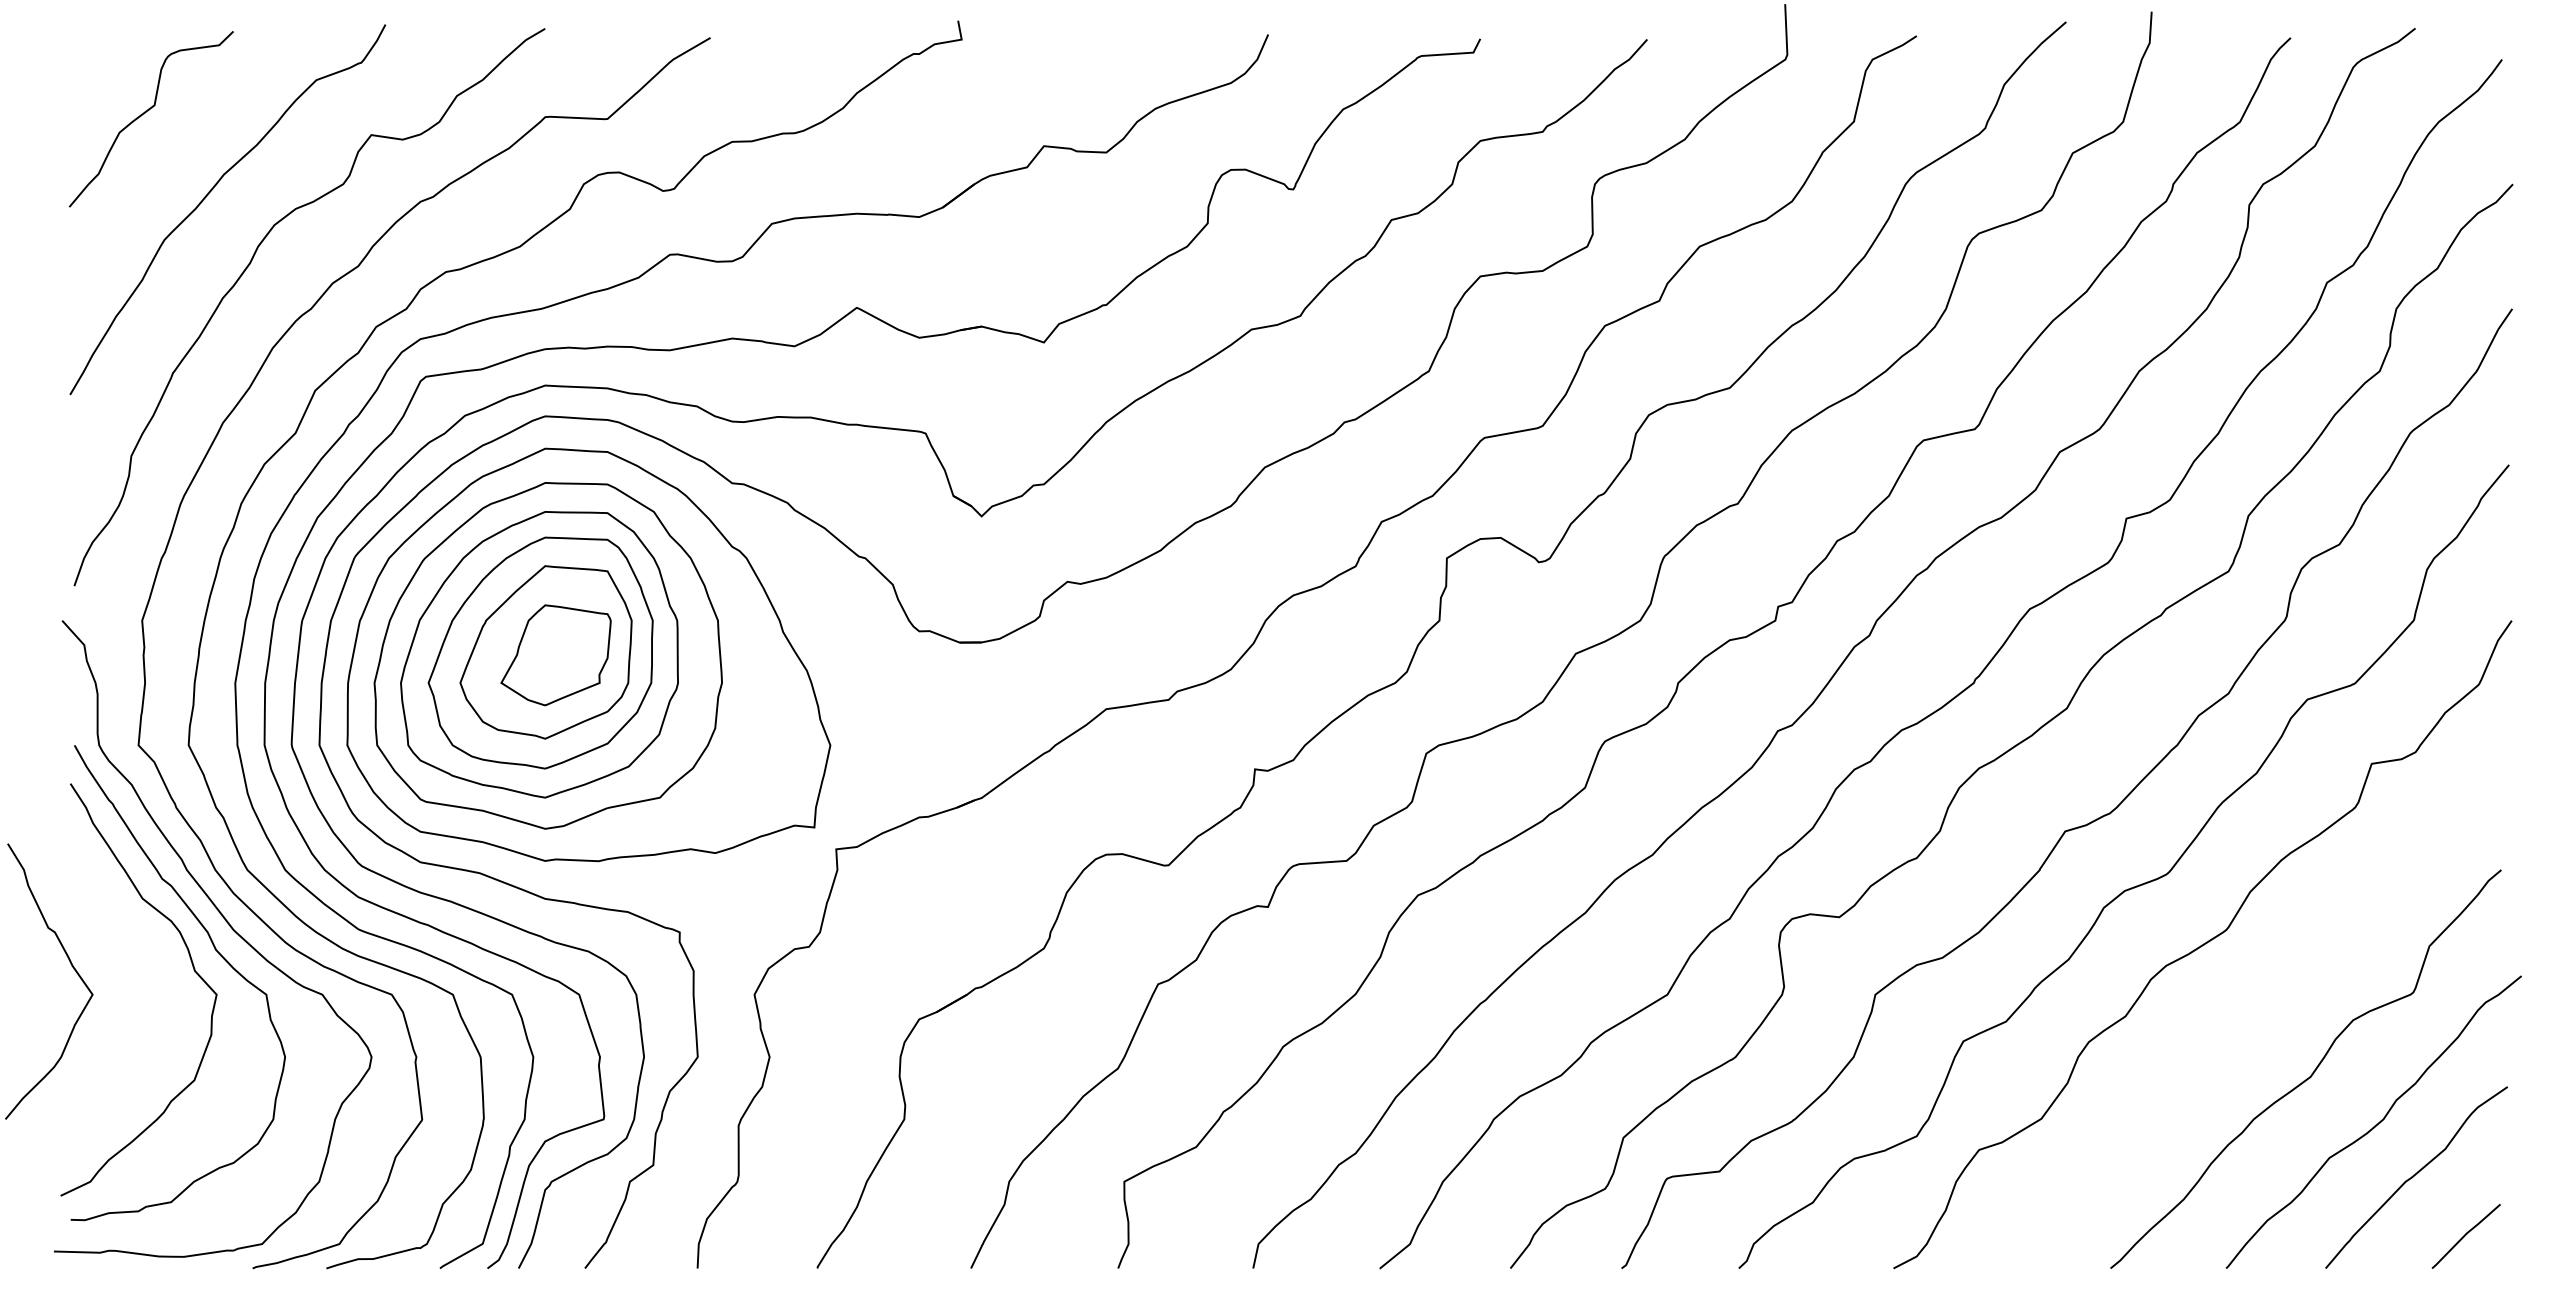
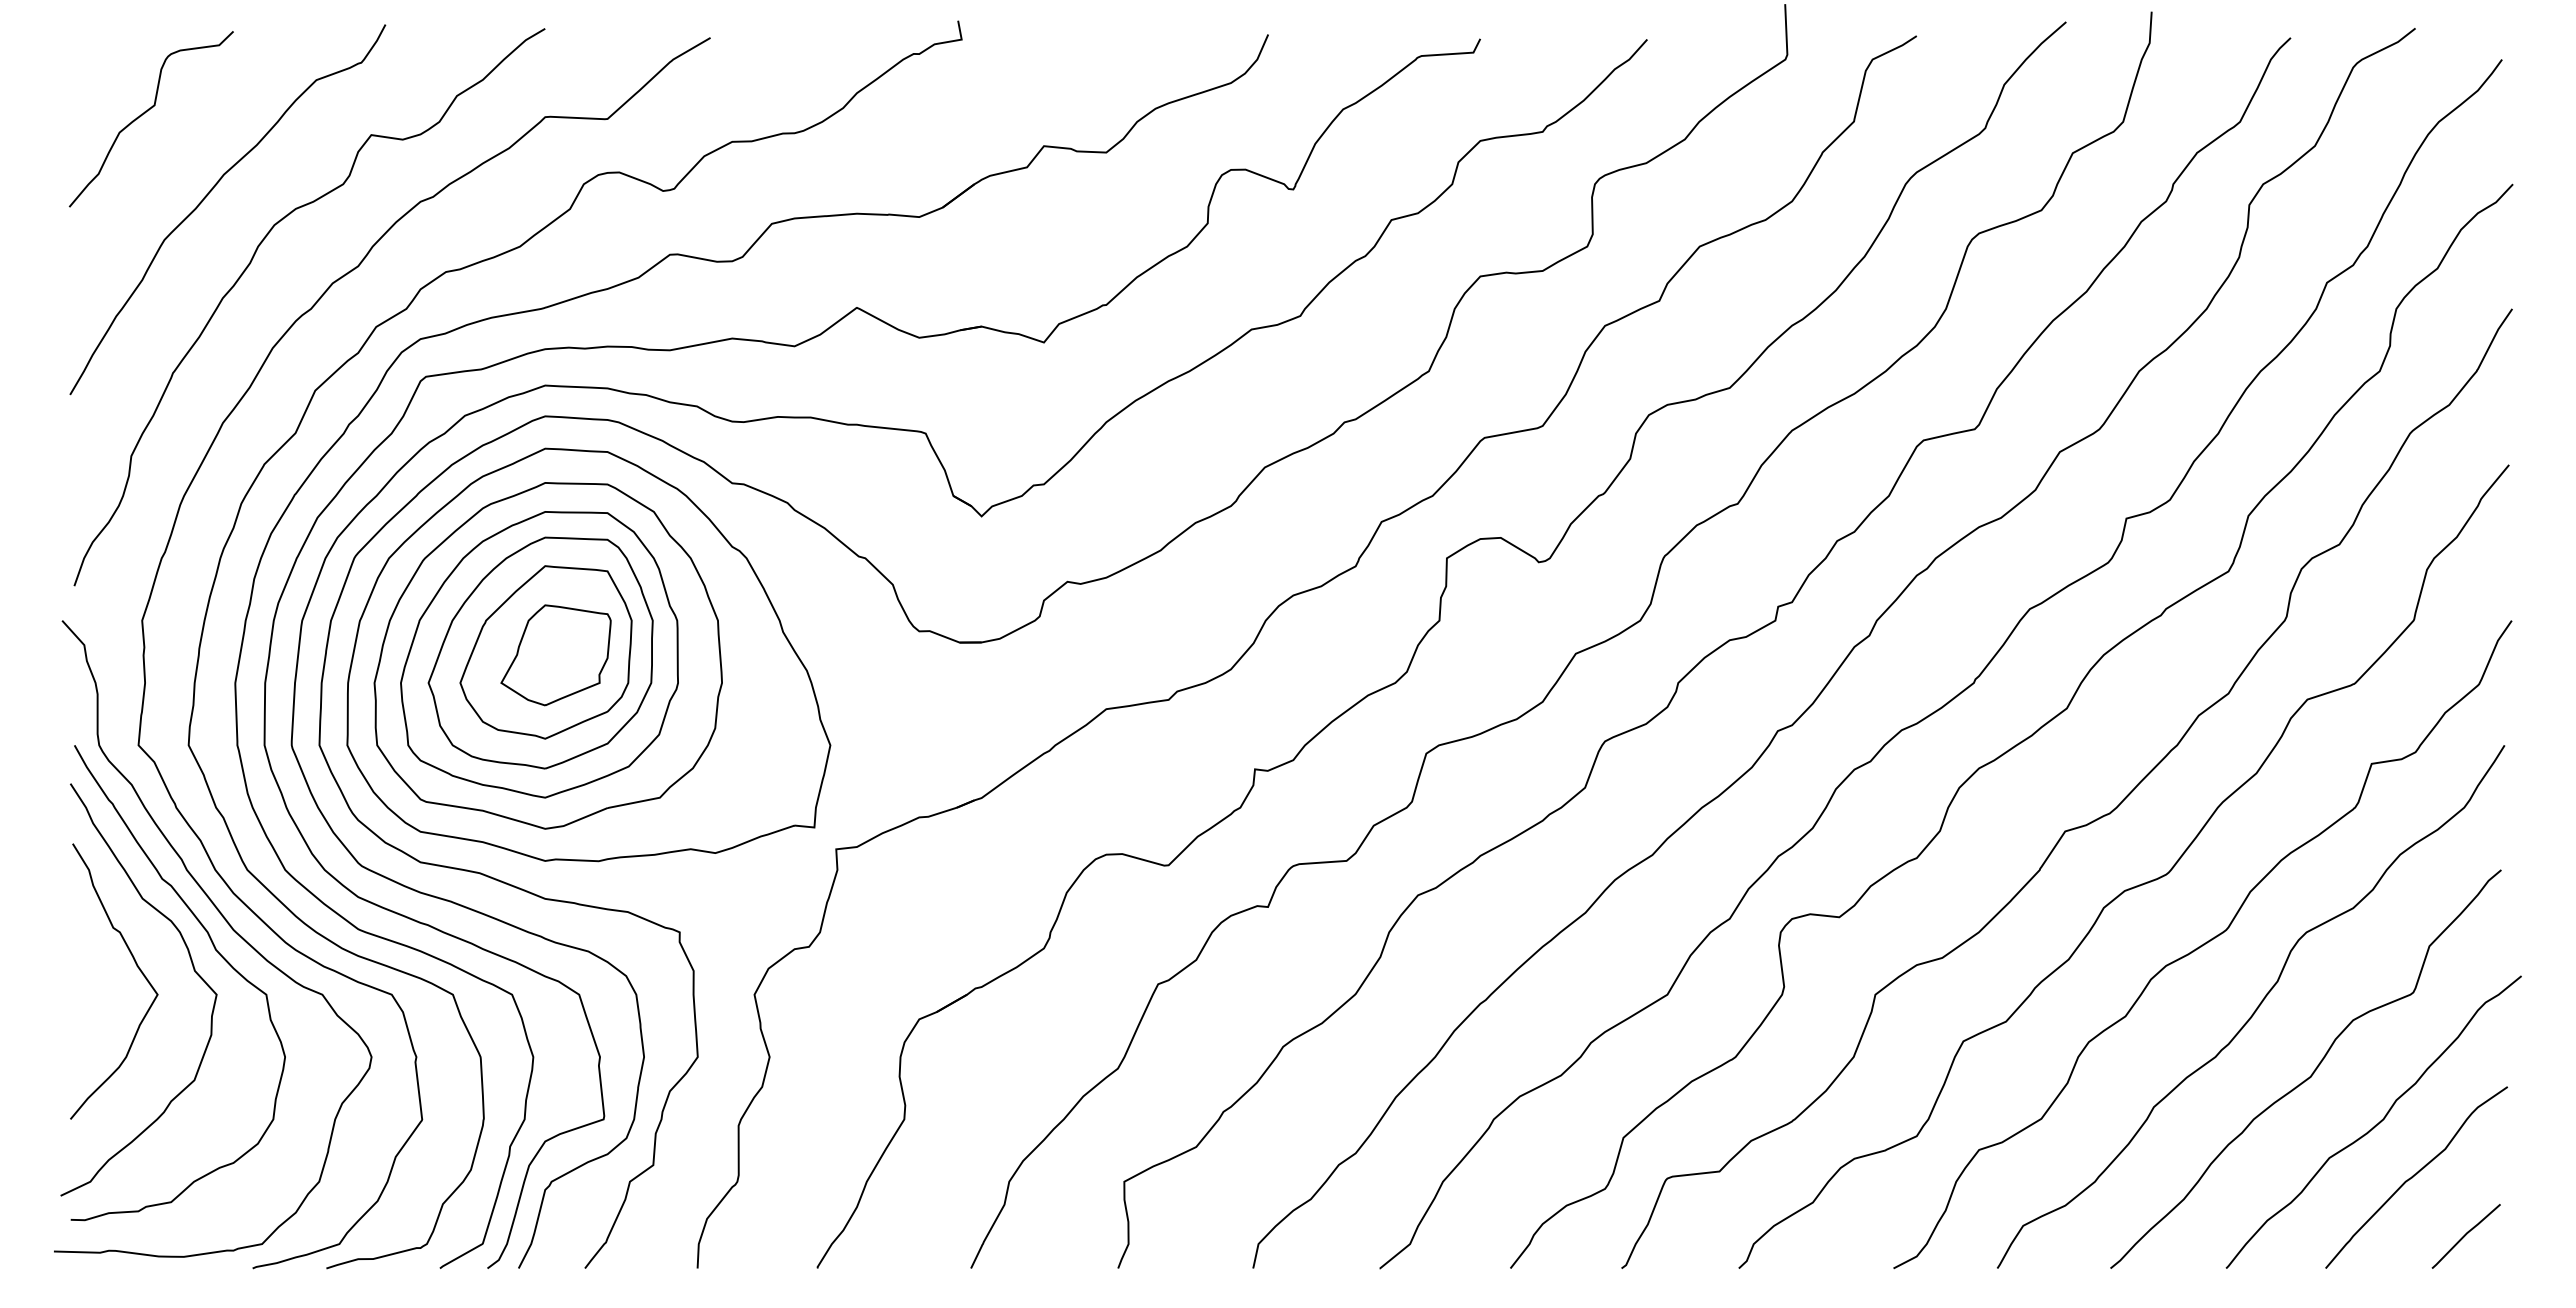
curve position: (71, 966) -> (136, 966) (136, 966)
curve: none -> present (2255, 1009)
